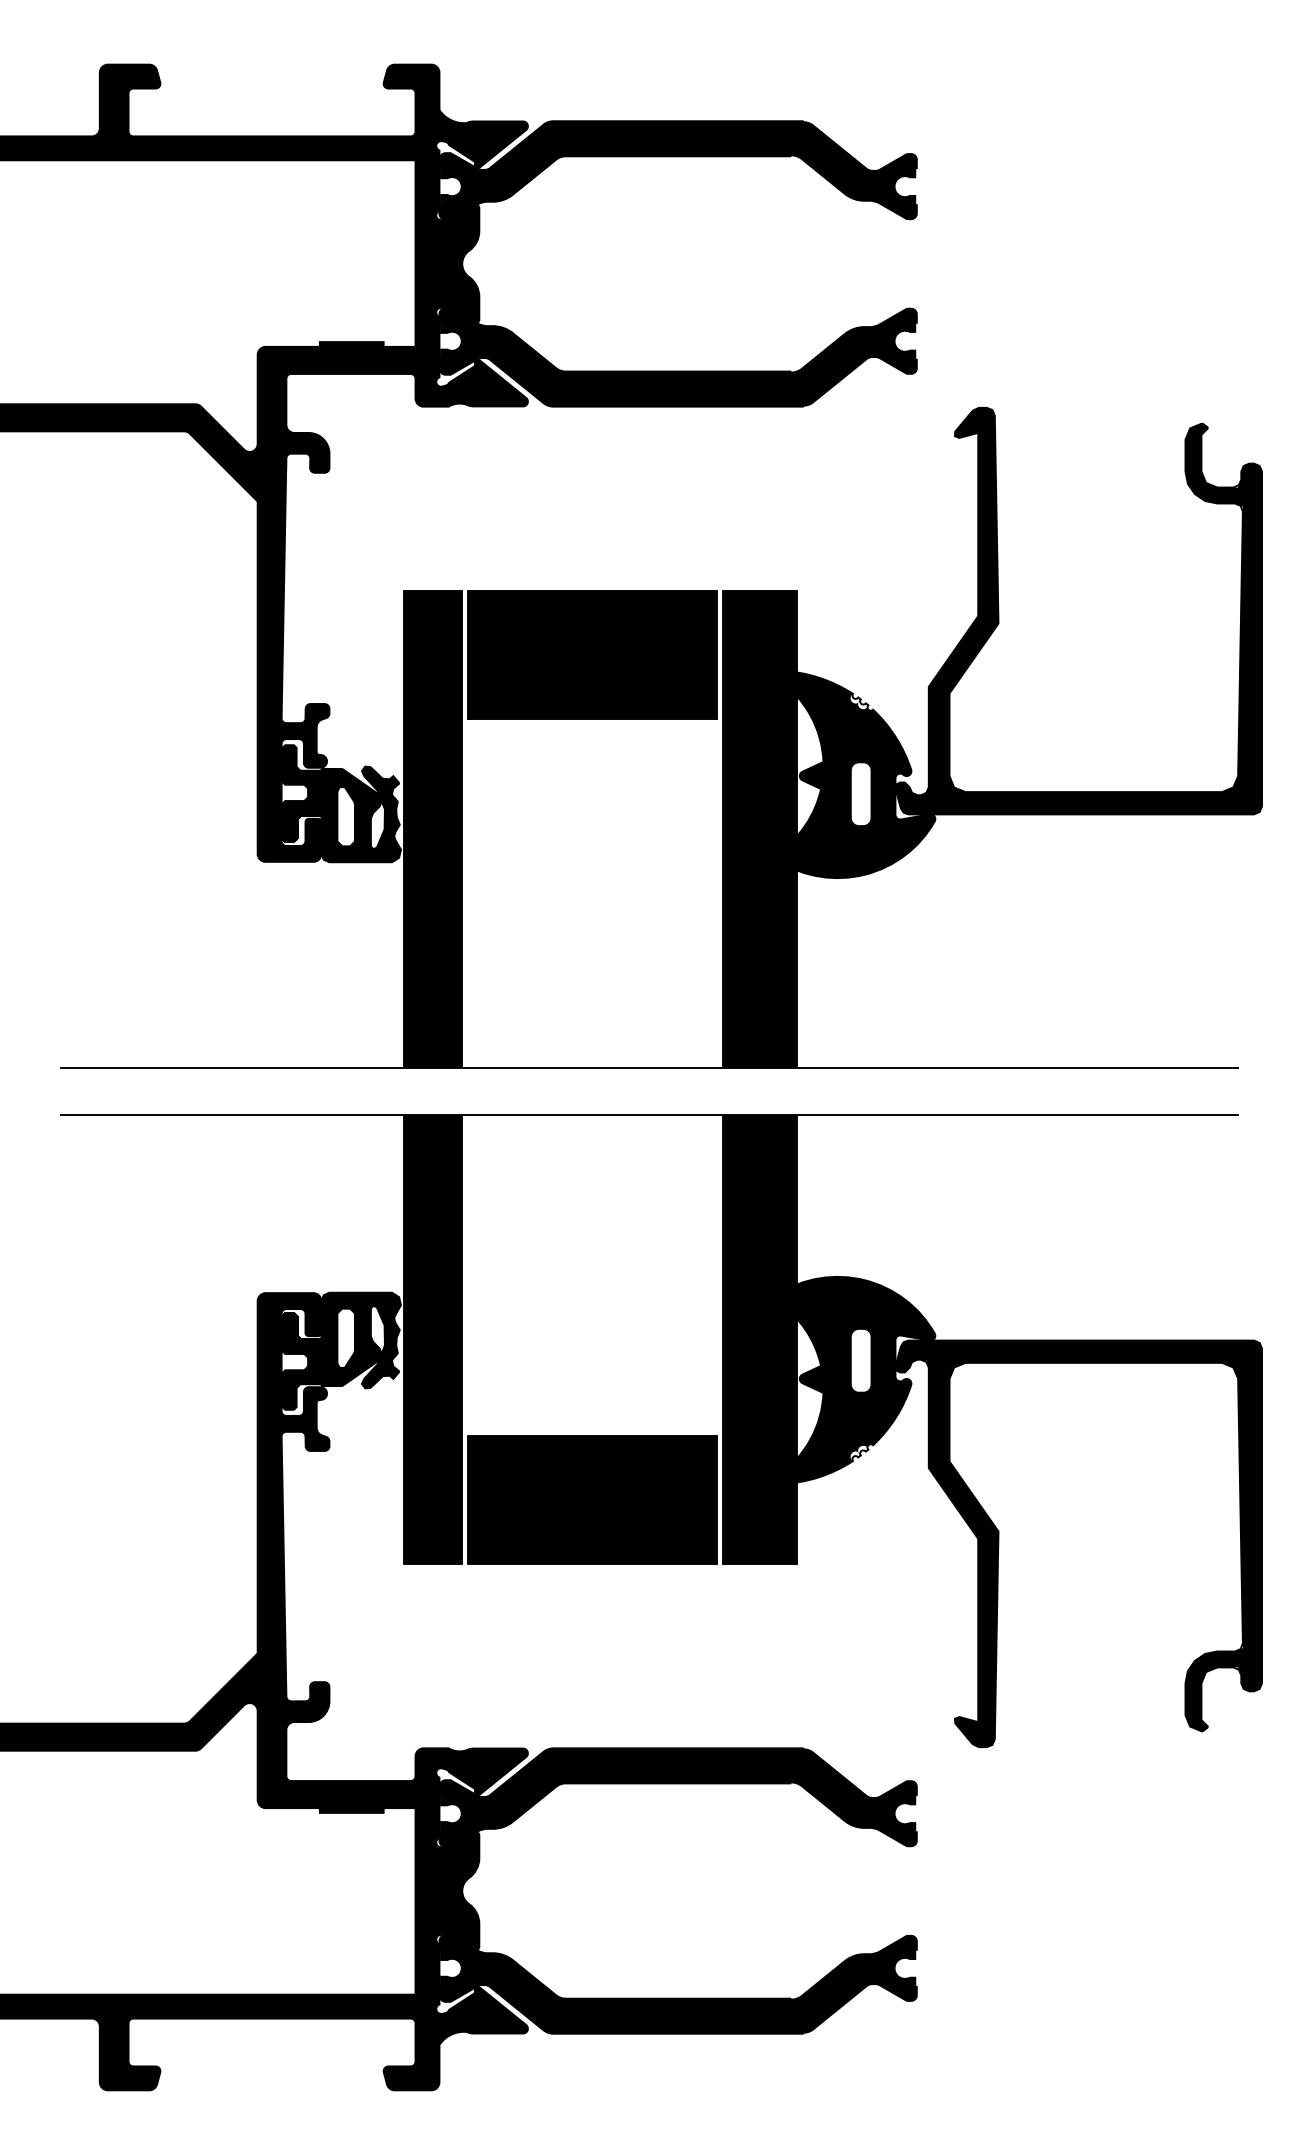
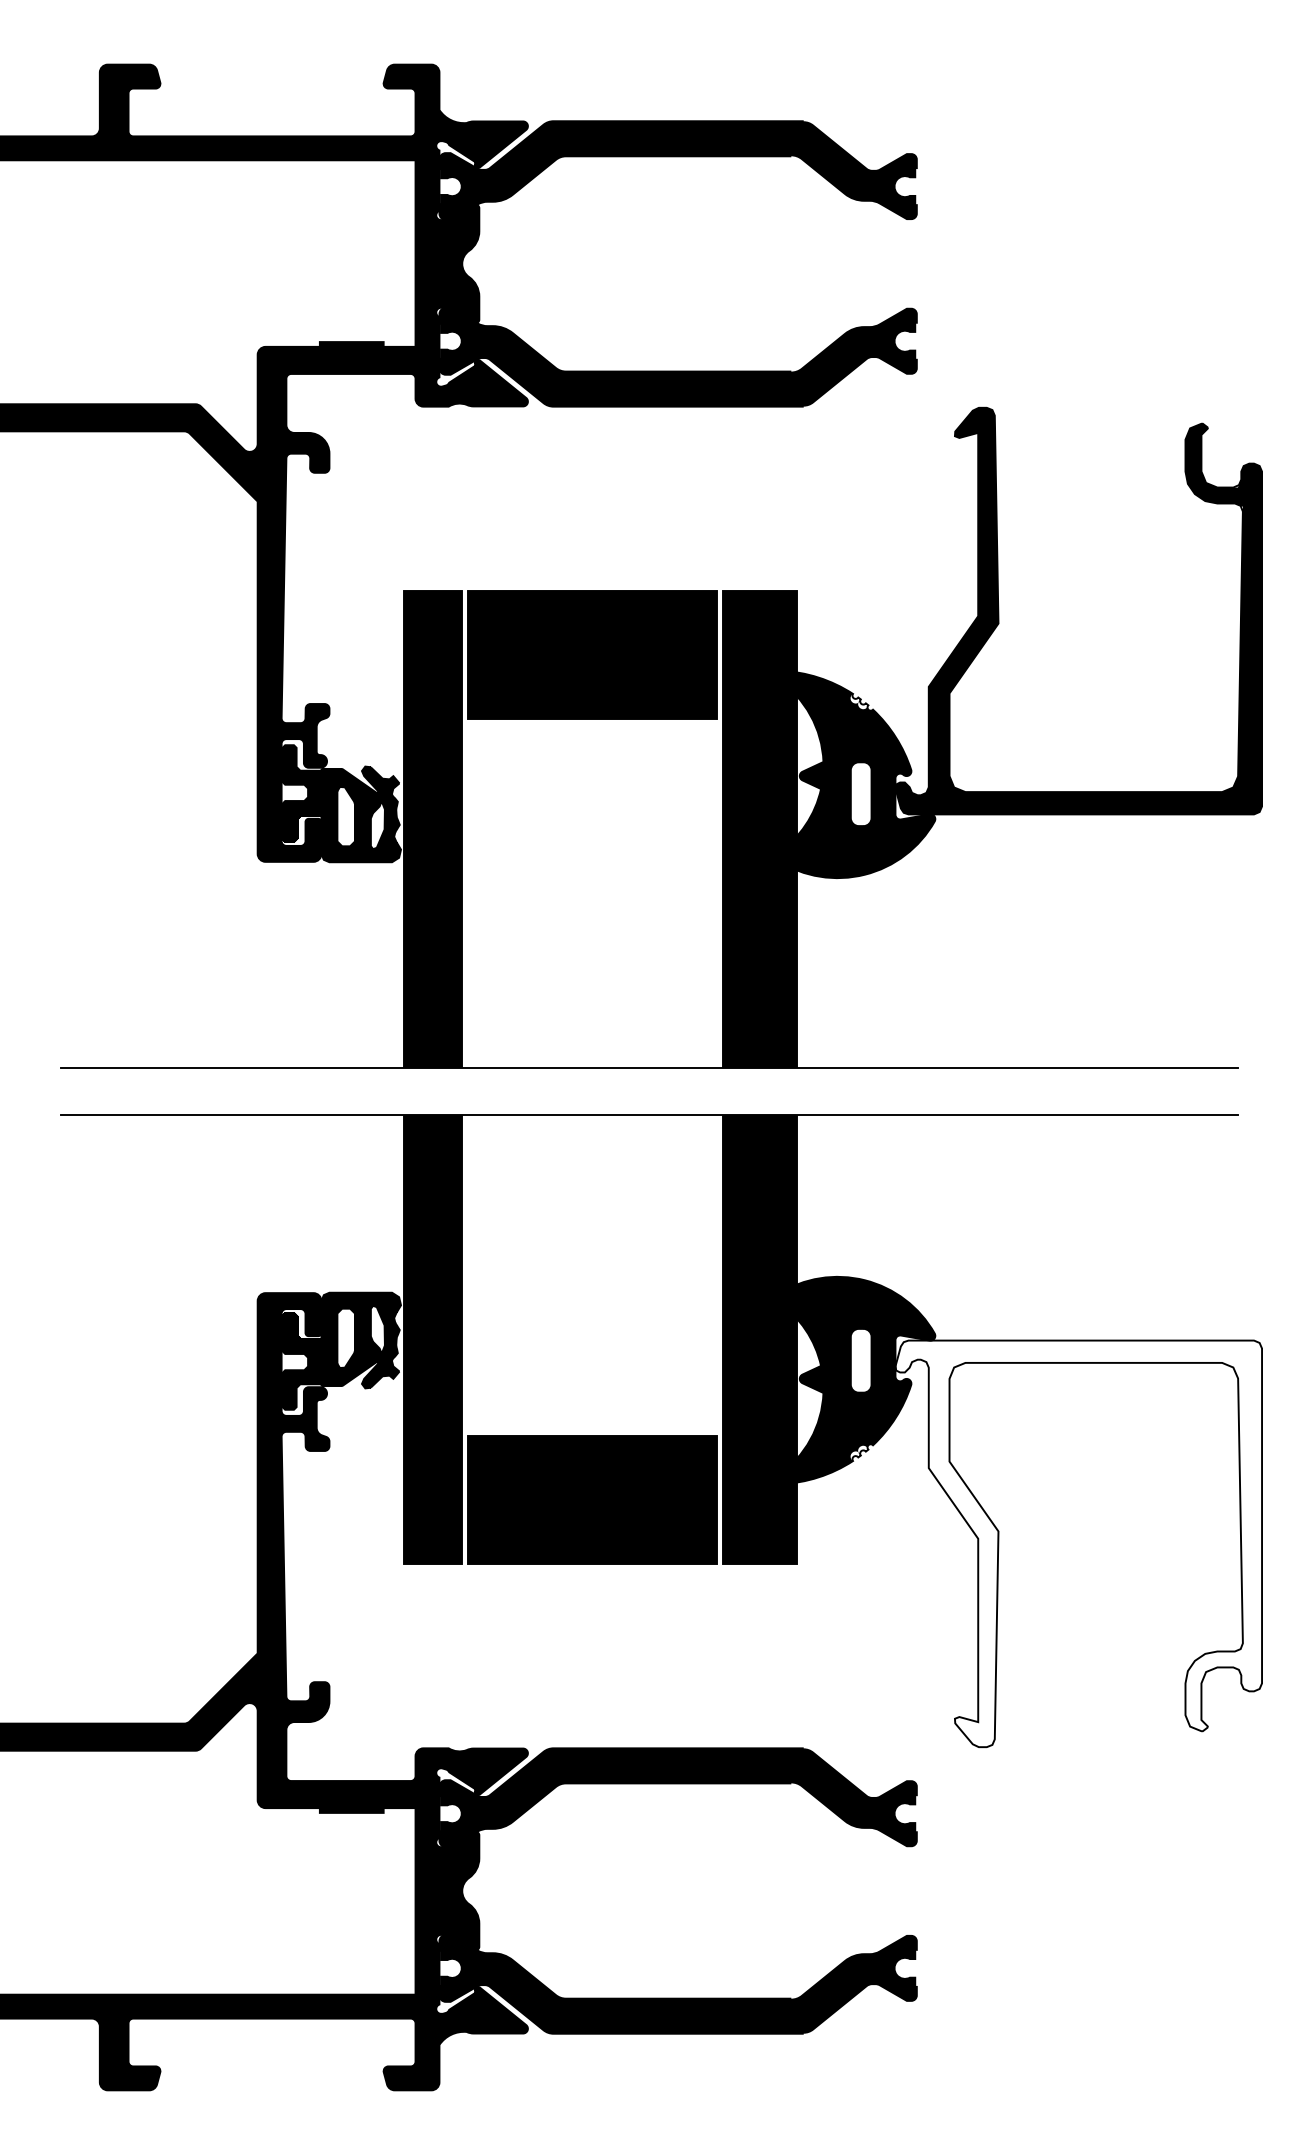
fill: present -> none (1078, 1543)
